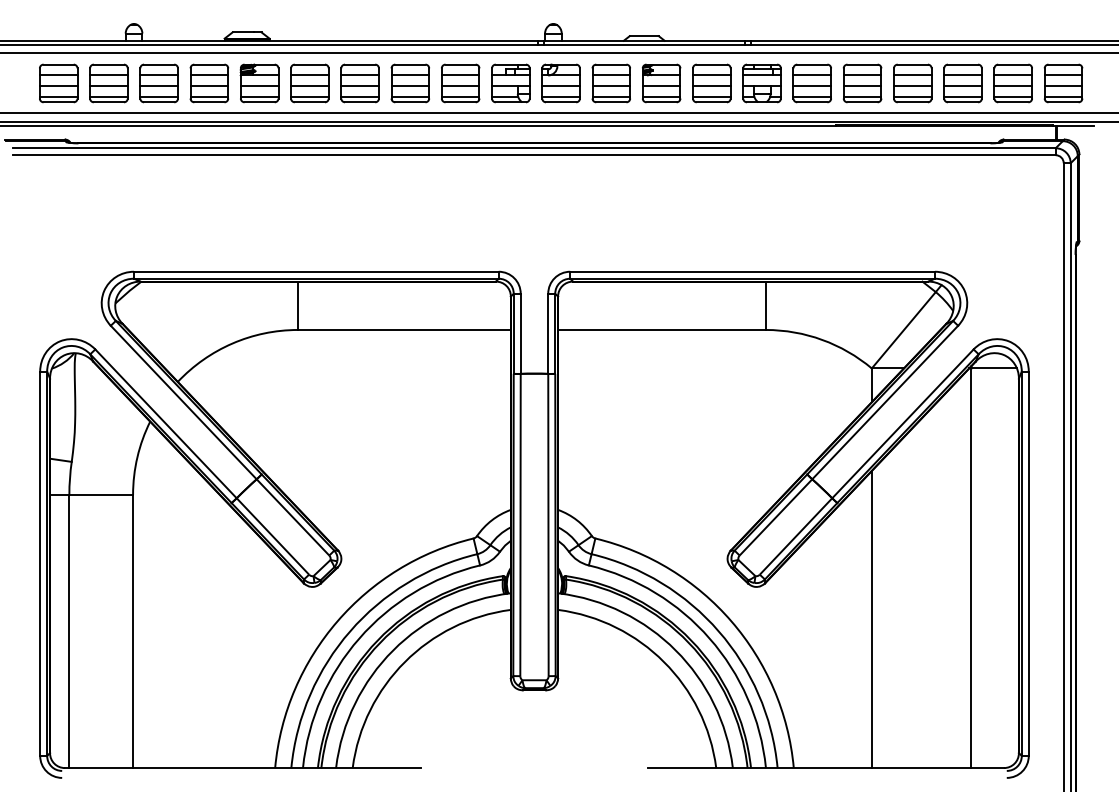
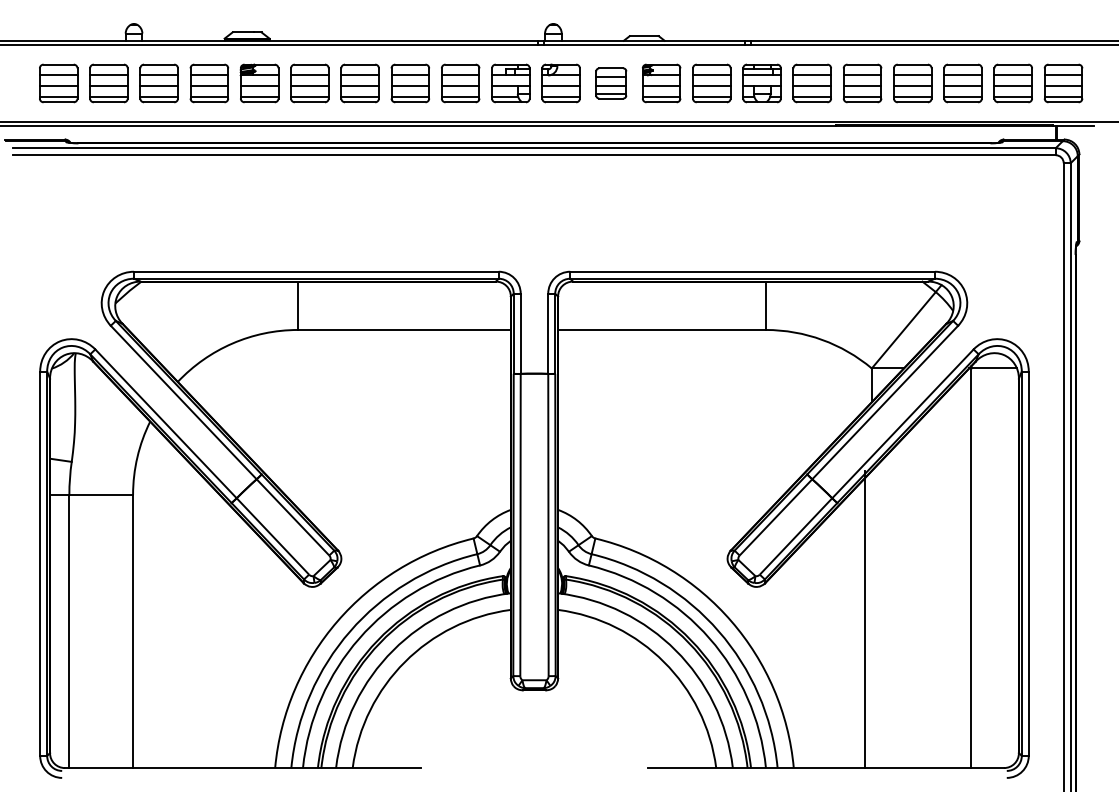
line: present -> none (558, 53)
part size: 40x41 px -> 33x33 px (611, 83)
line: present -> none (558, 113)
line position: (871, 619) -> (864, 619) (864, 619)
